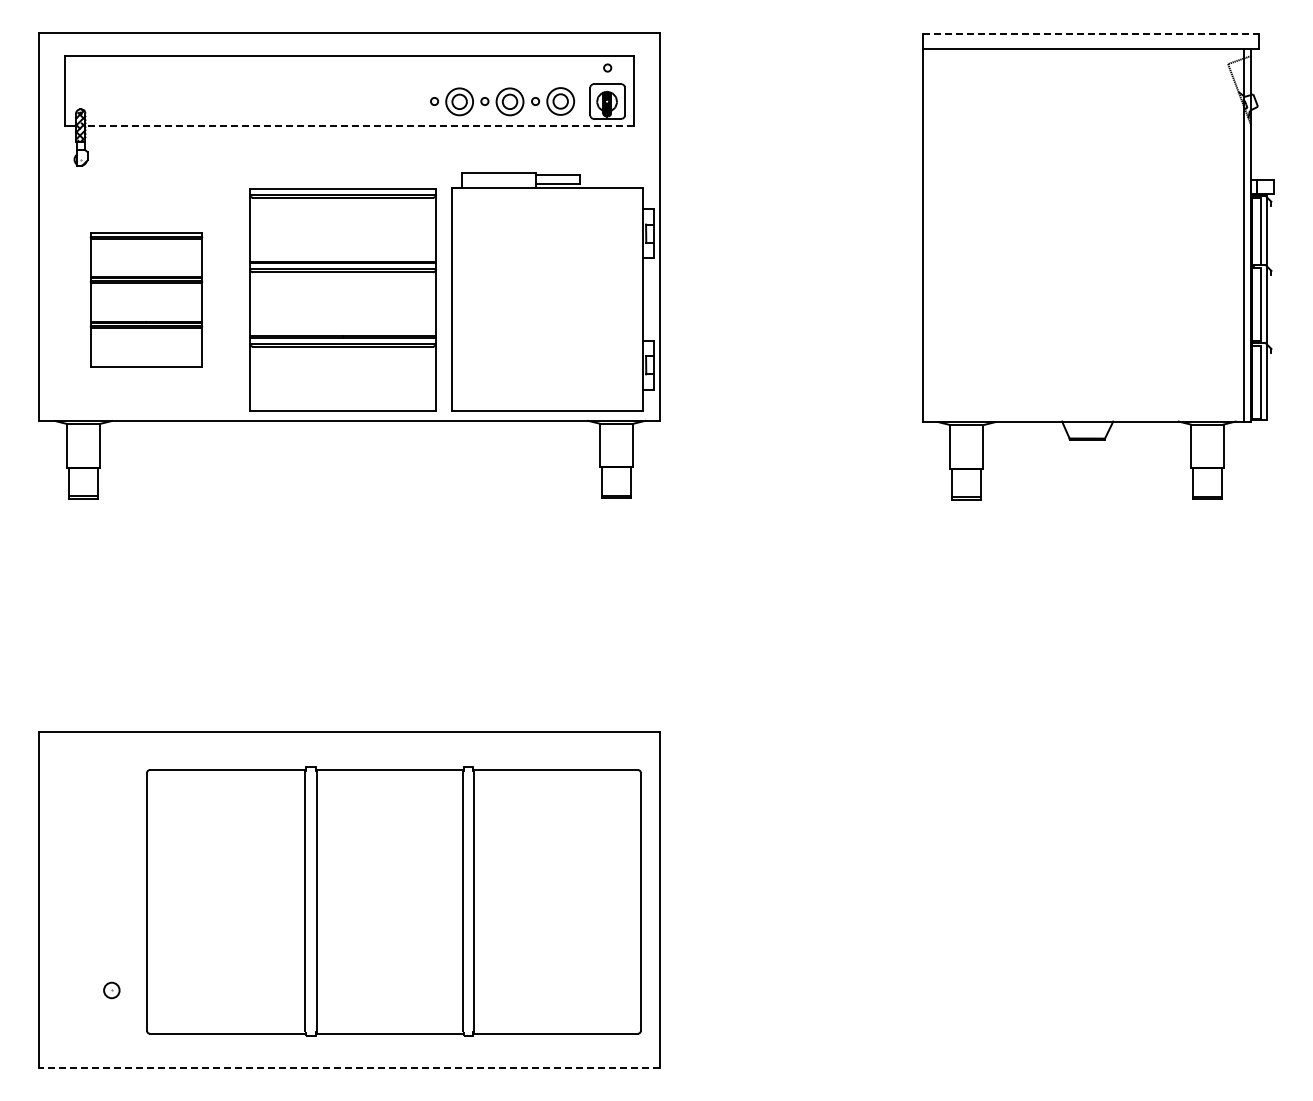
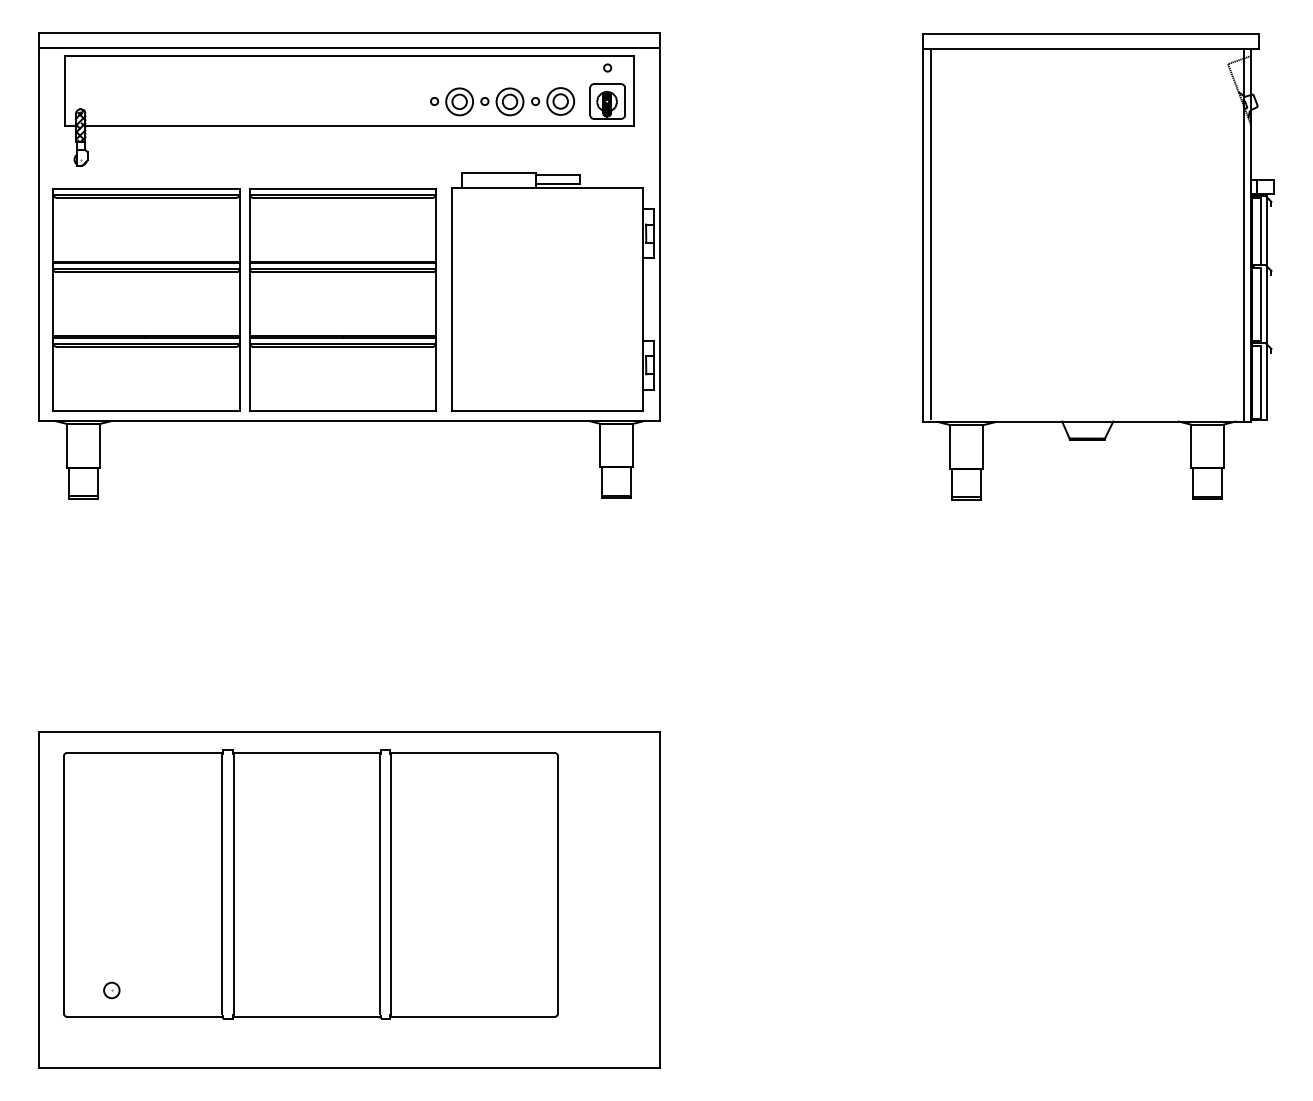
line: dashed -> solid (1091, 33)
line: none -> present (349, 48)
line: dashed -> solid (359, 125)
line: none -> present (930, 233)
part size: 115x136 px -> 189x224 px (146, 299)
part position: (393, 901) -> (310, 884) (310, 884)
line: dashed -> solid (349, 1068)
